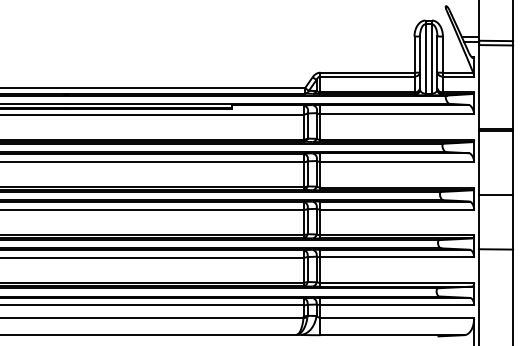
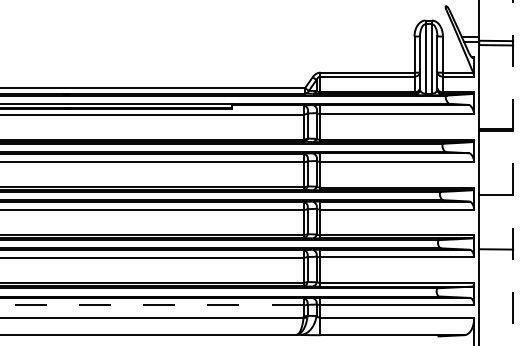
line: solid -> dashed (513, 172)
line: solid -> dashed (151, 305)
